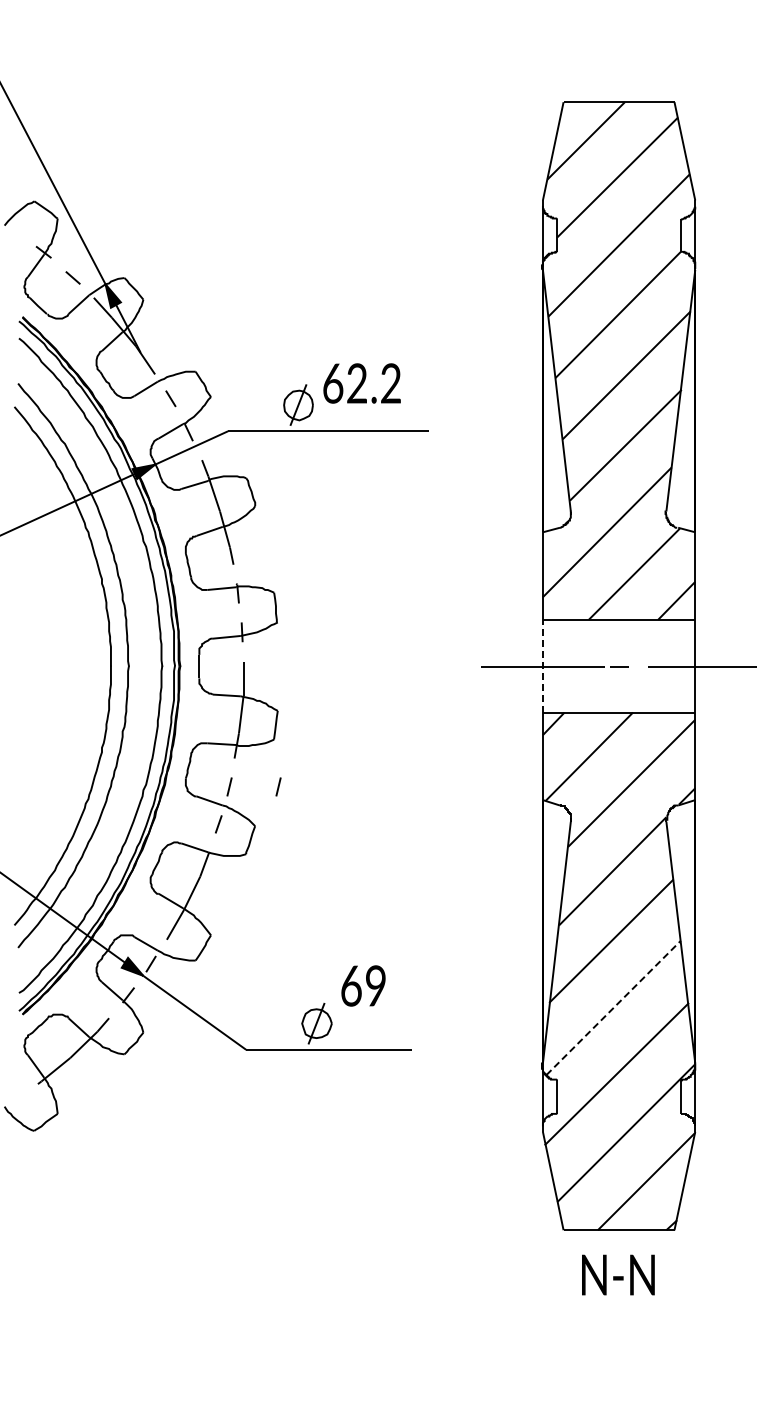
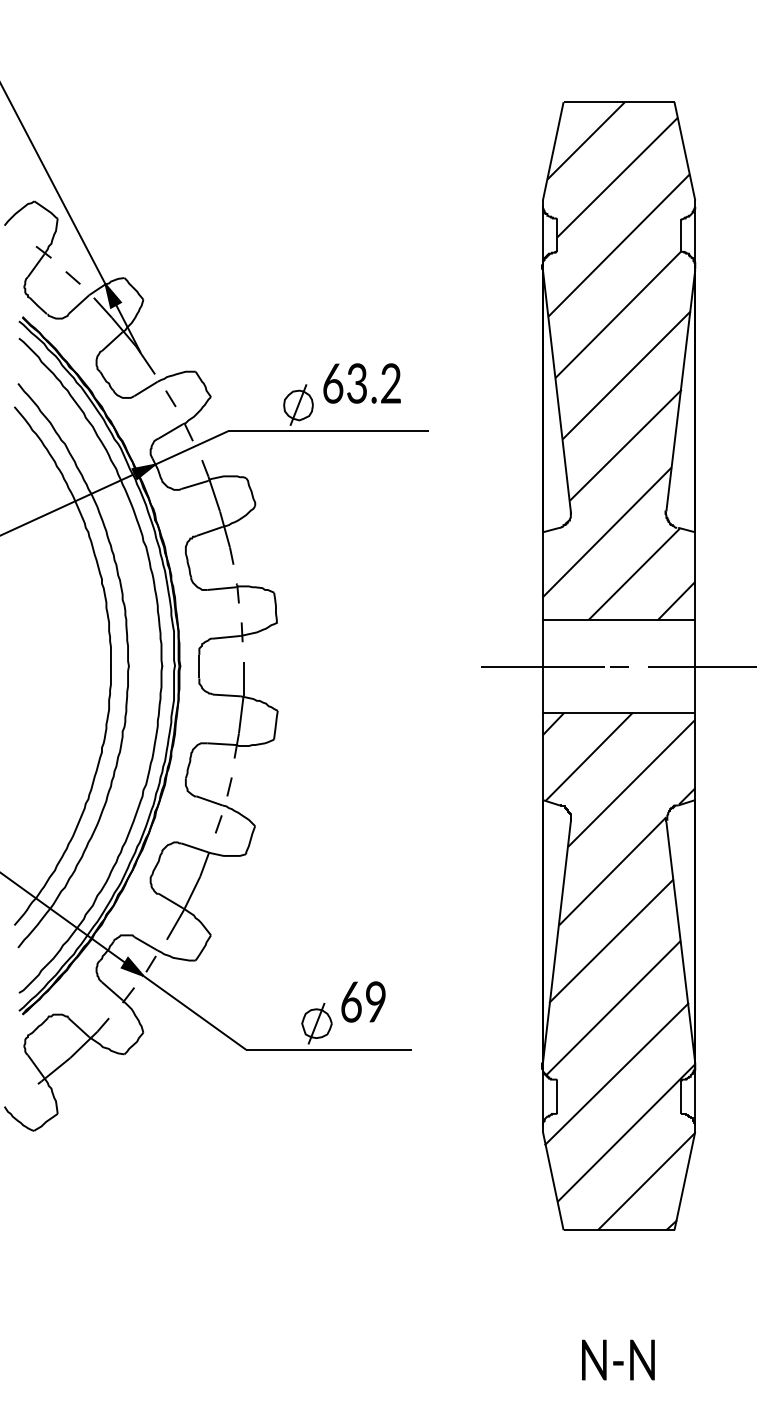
text: 62.2 -> 63.2 (356, 384)
line: dashed -> solid (542, 667)
line: present -> none (278, 786)
text position: (363, 985) -> (363, 1001) (363, 1001)
line: dashed -> solid (613, 1007)
text position: (618, 1274) -> (618, 1359) (618, 1359)
